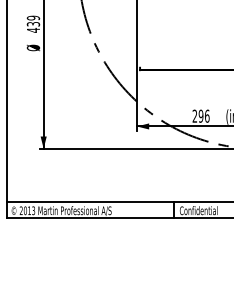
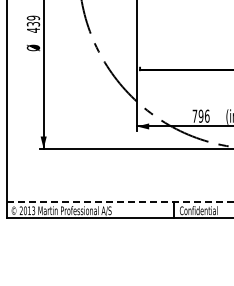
text: 296 -> 796 (194, 115)
line: solid -> dashed (120, 201)
